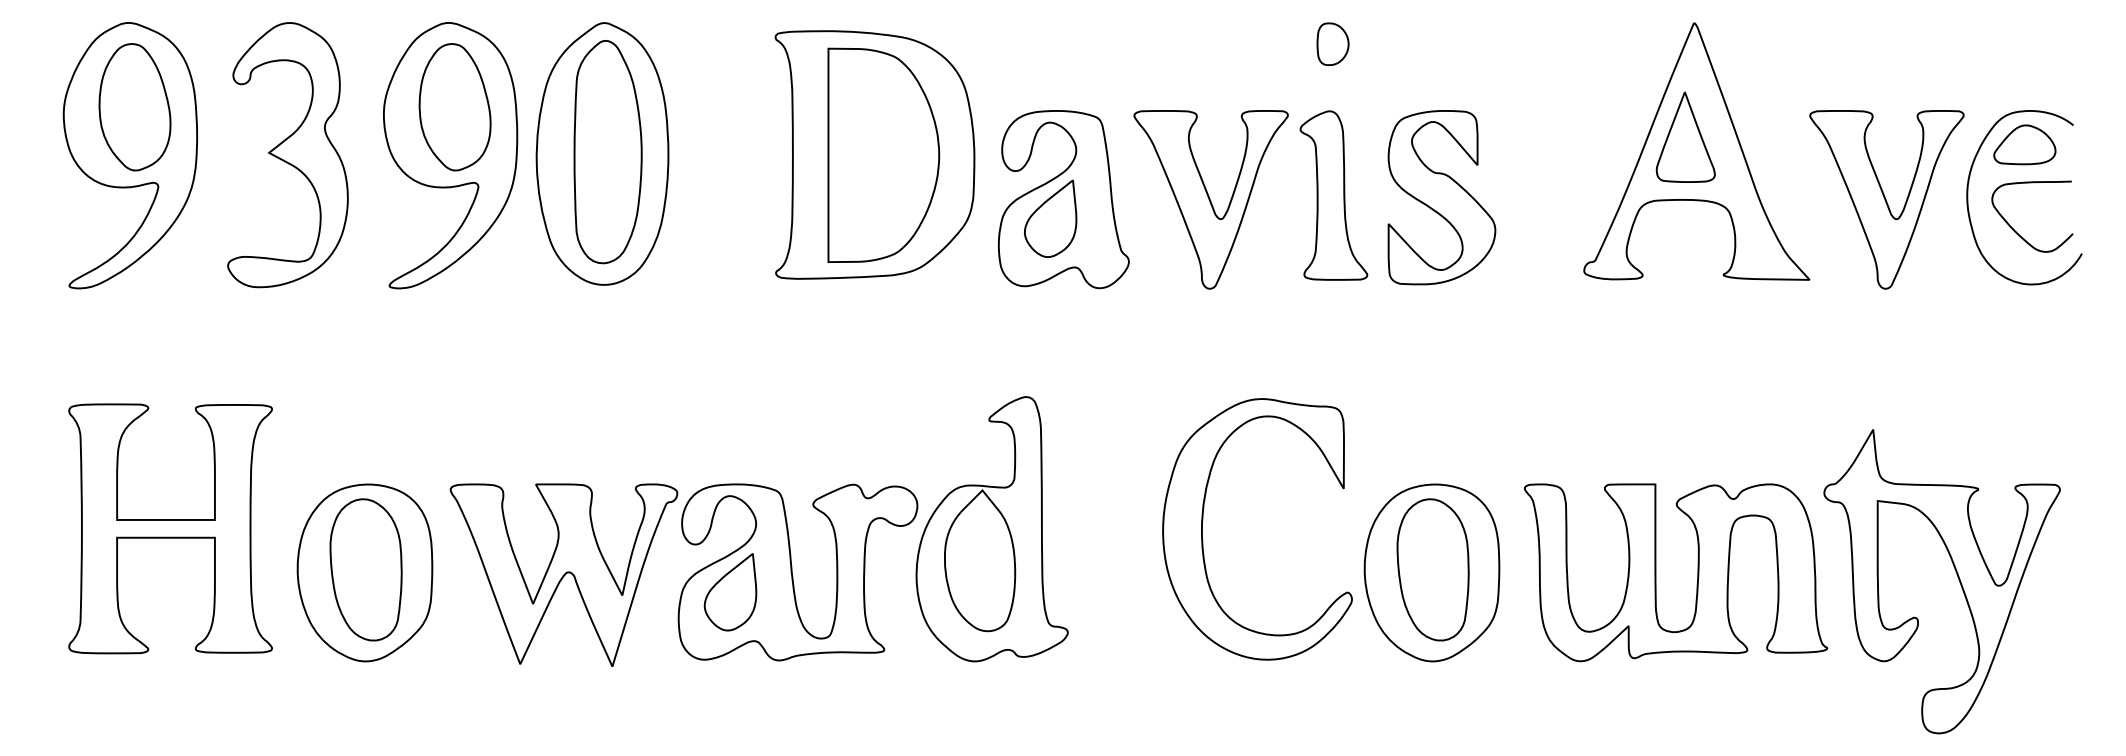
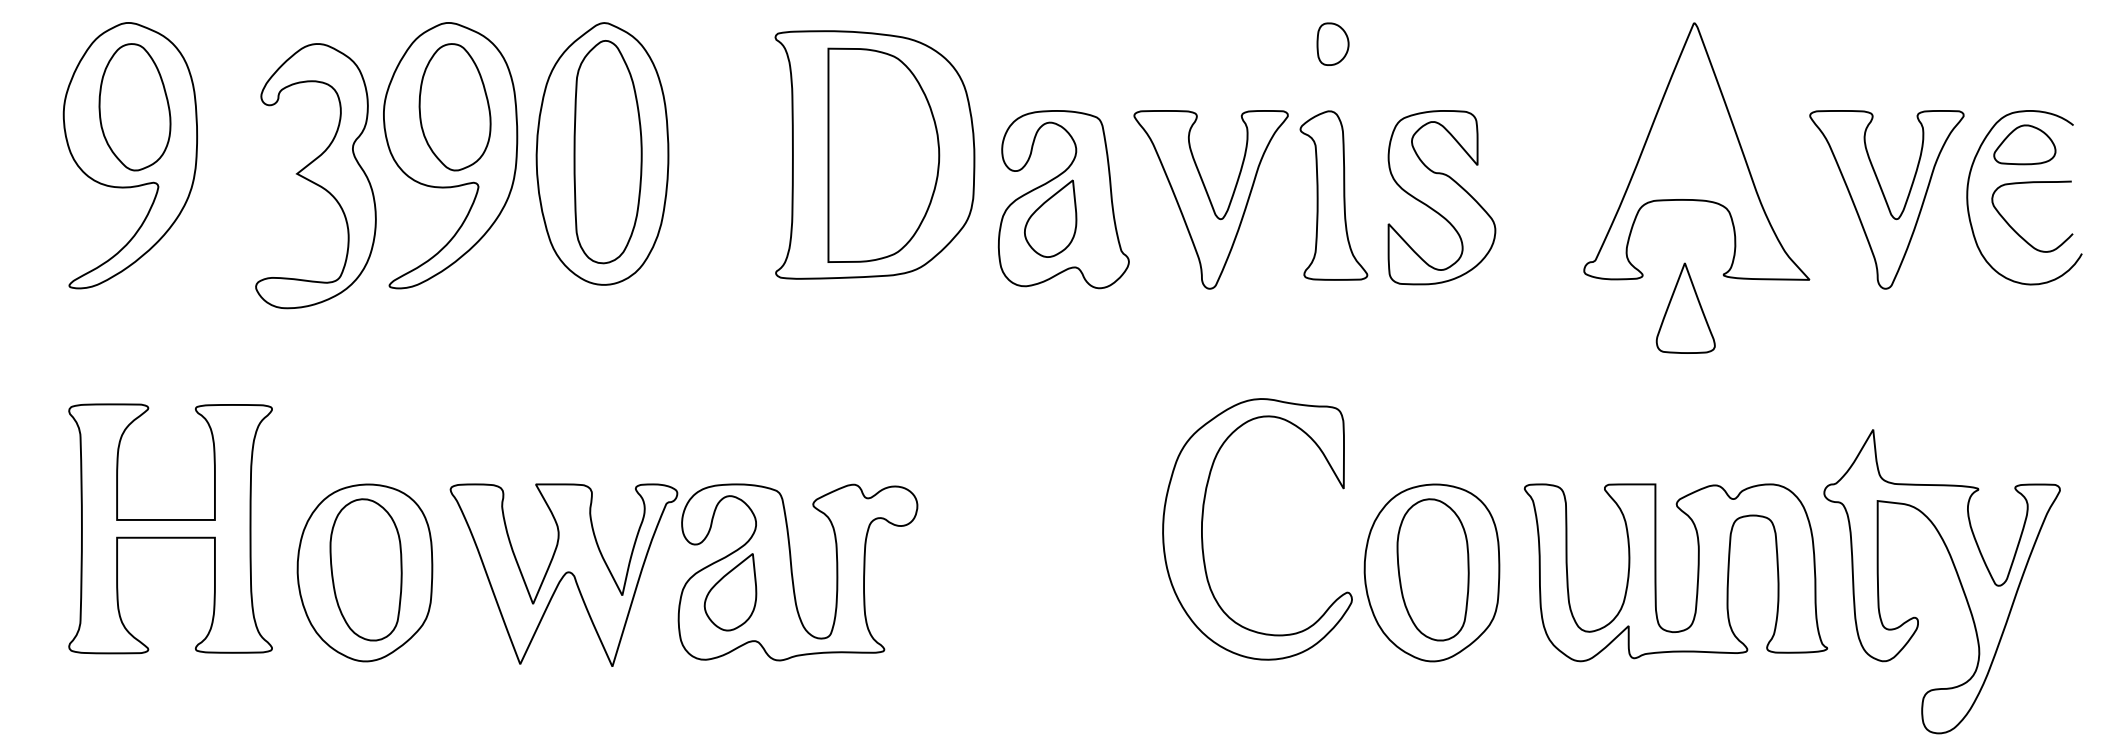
part position: (1685, 136) -> (1685, 307) (1685, 307)
part position: (287, 155) -> (315, 176) (315, 176)
part: present -> none (991, 529)
